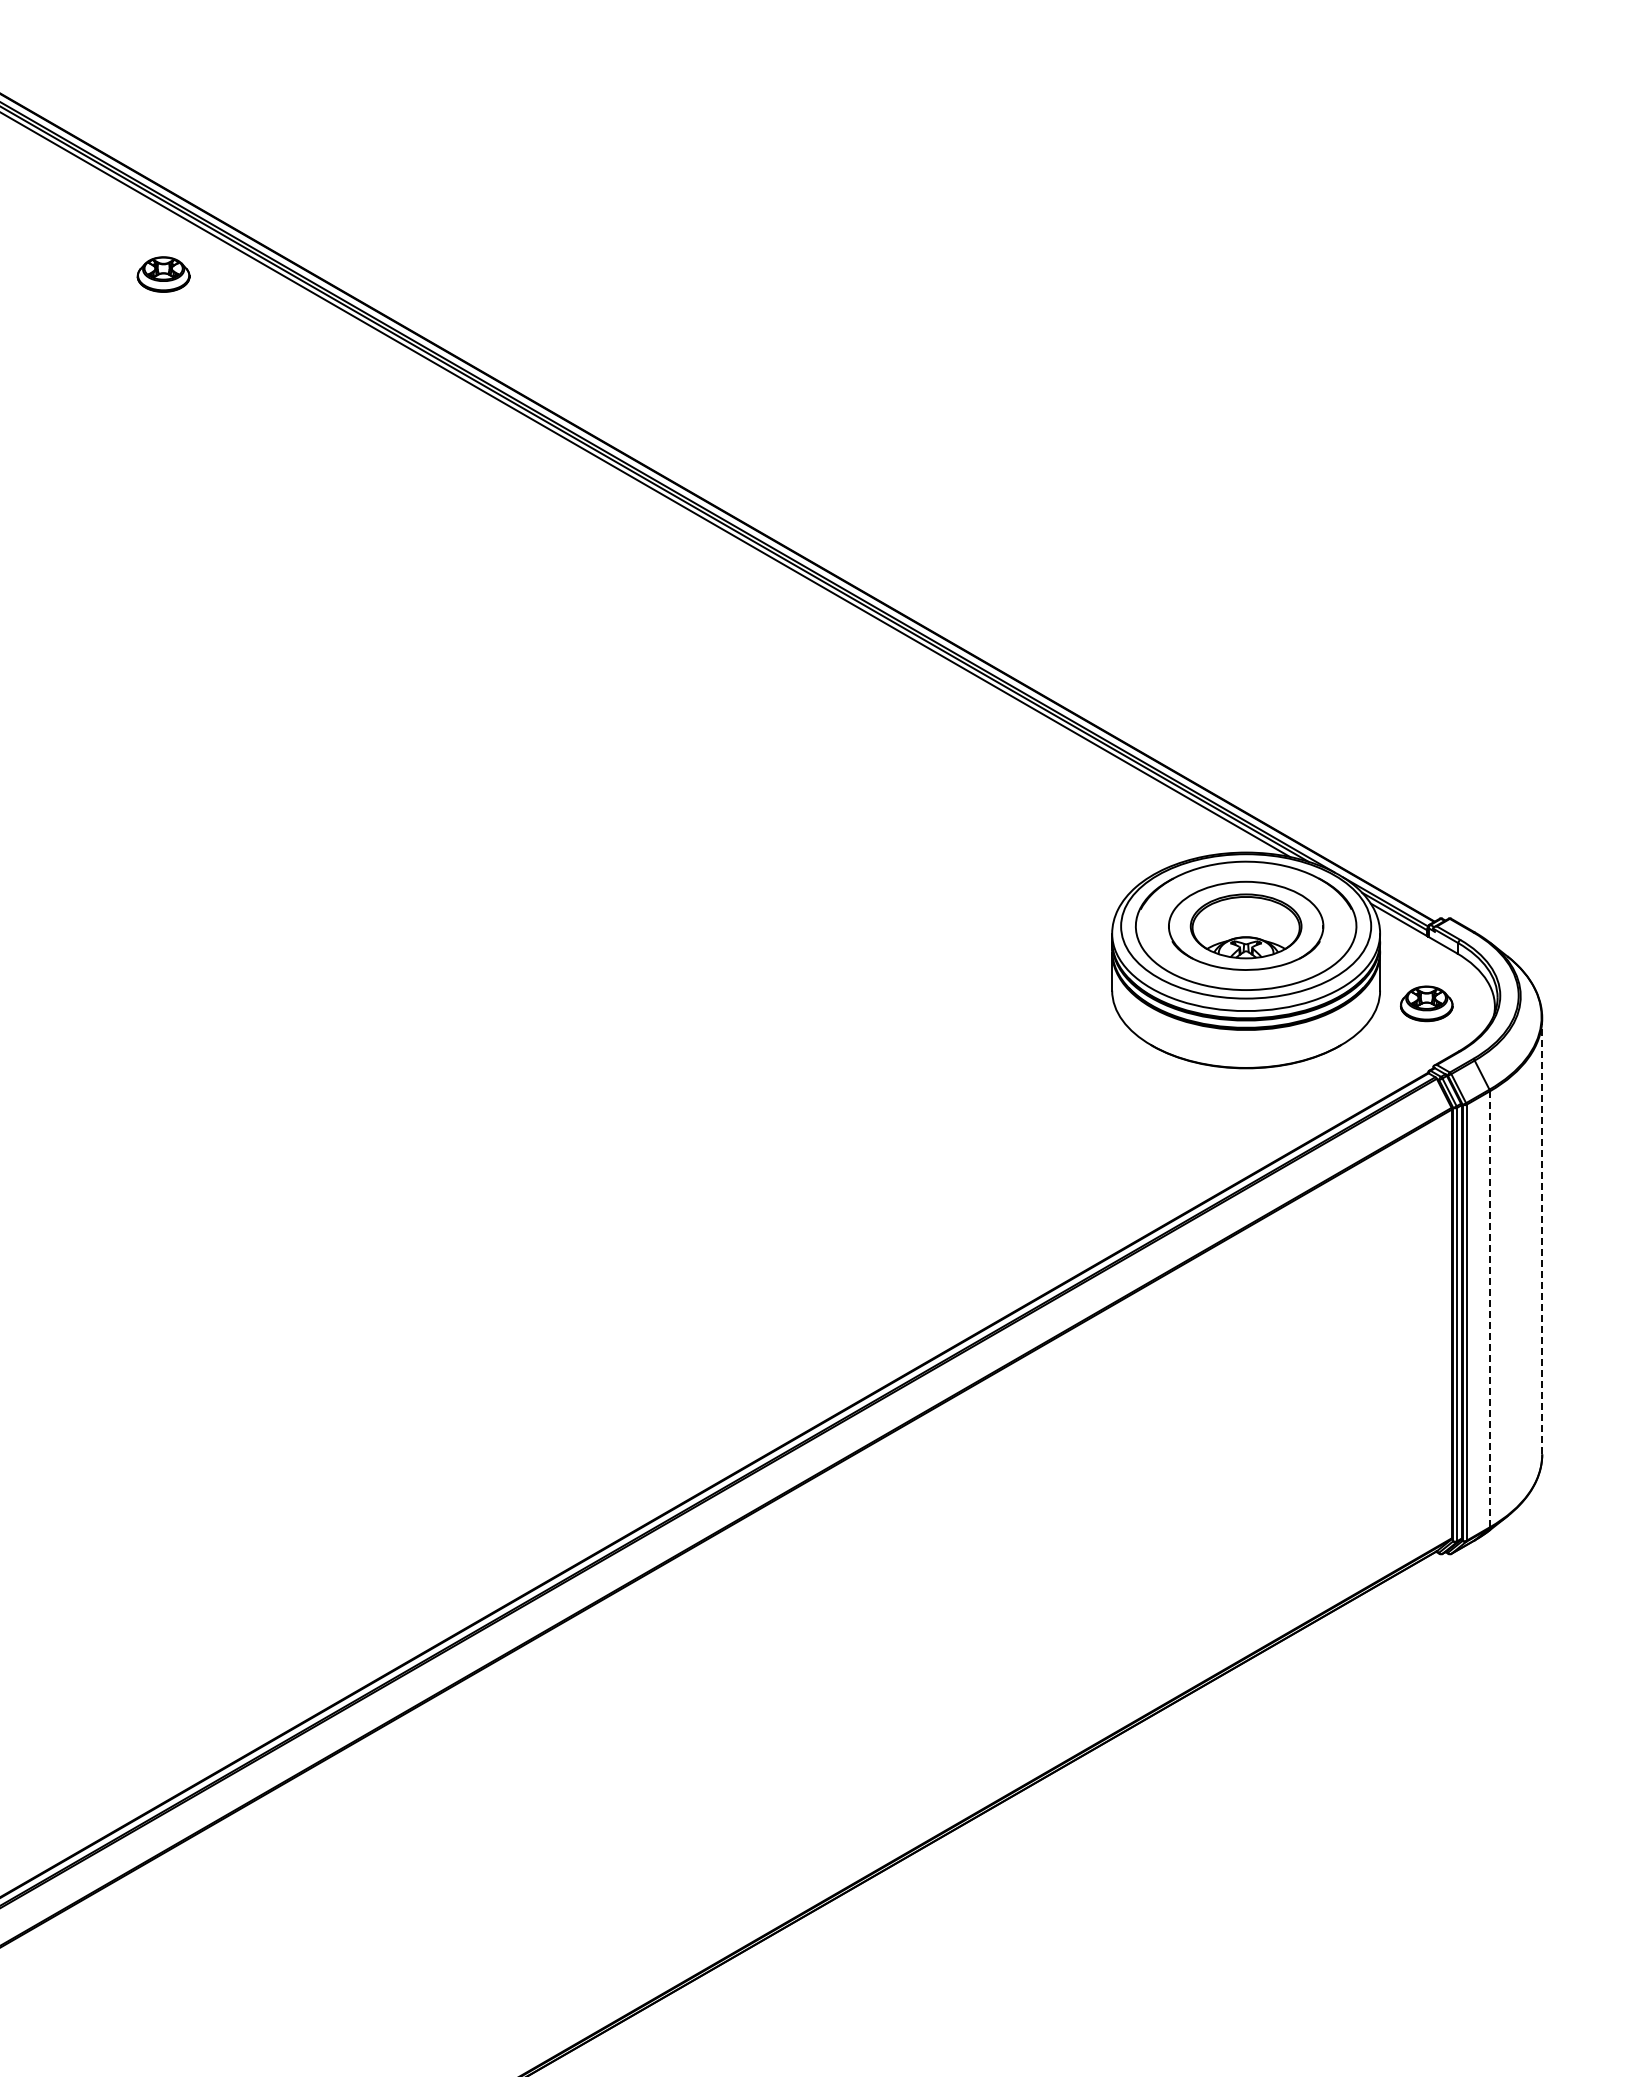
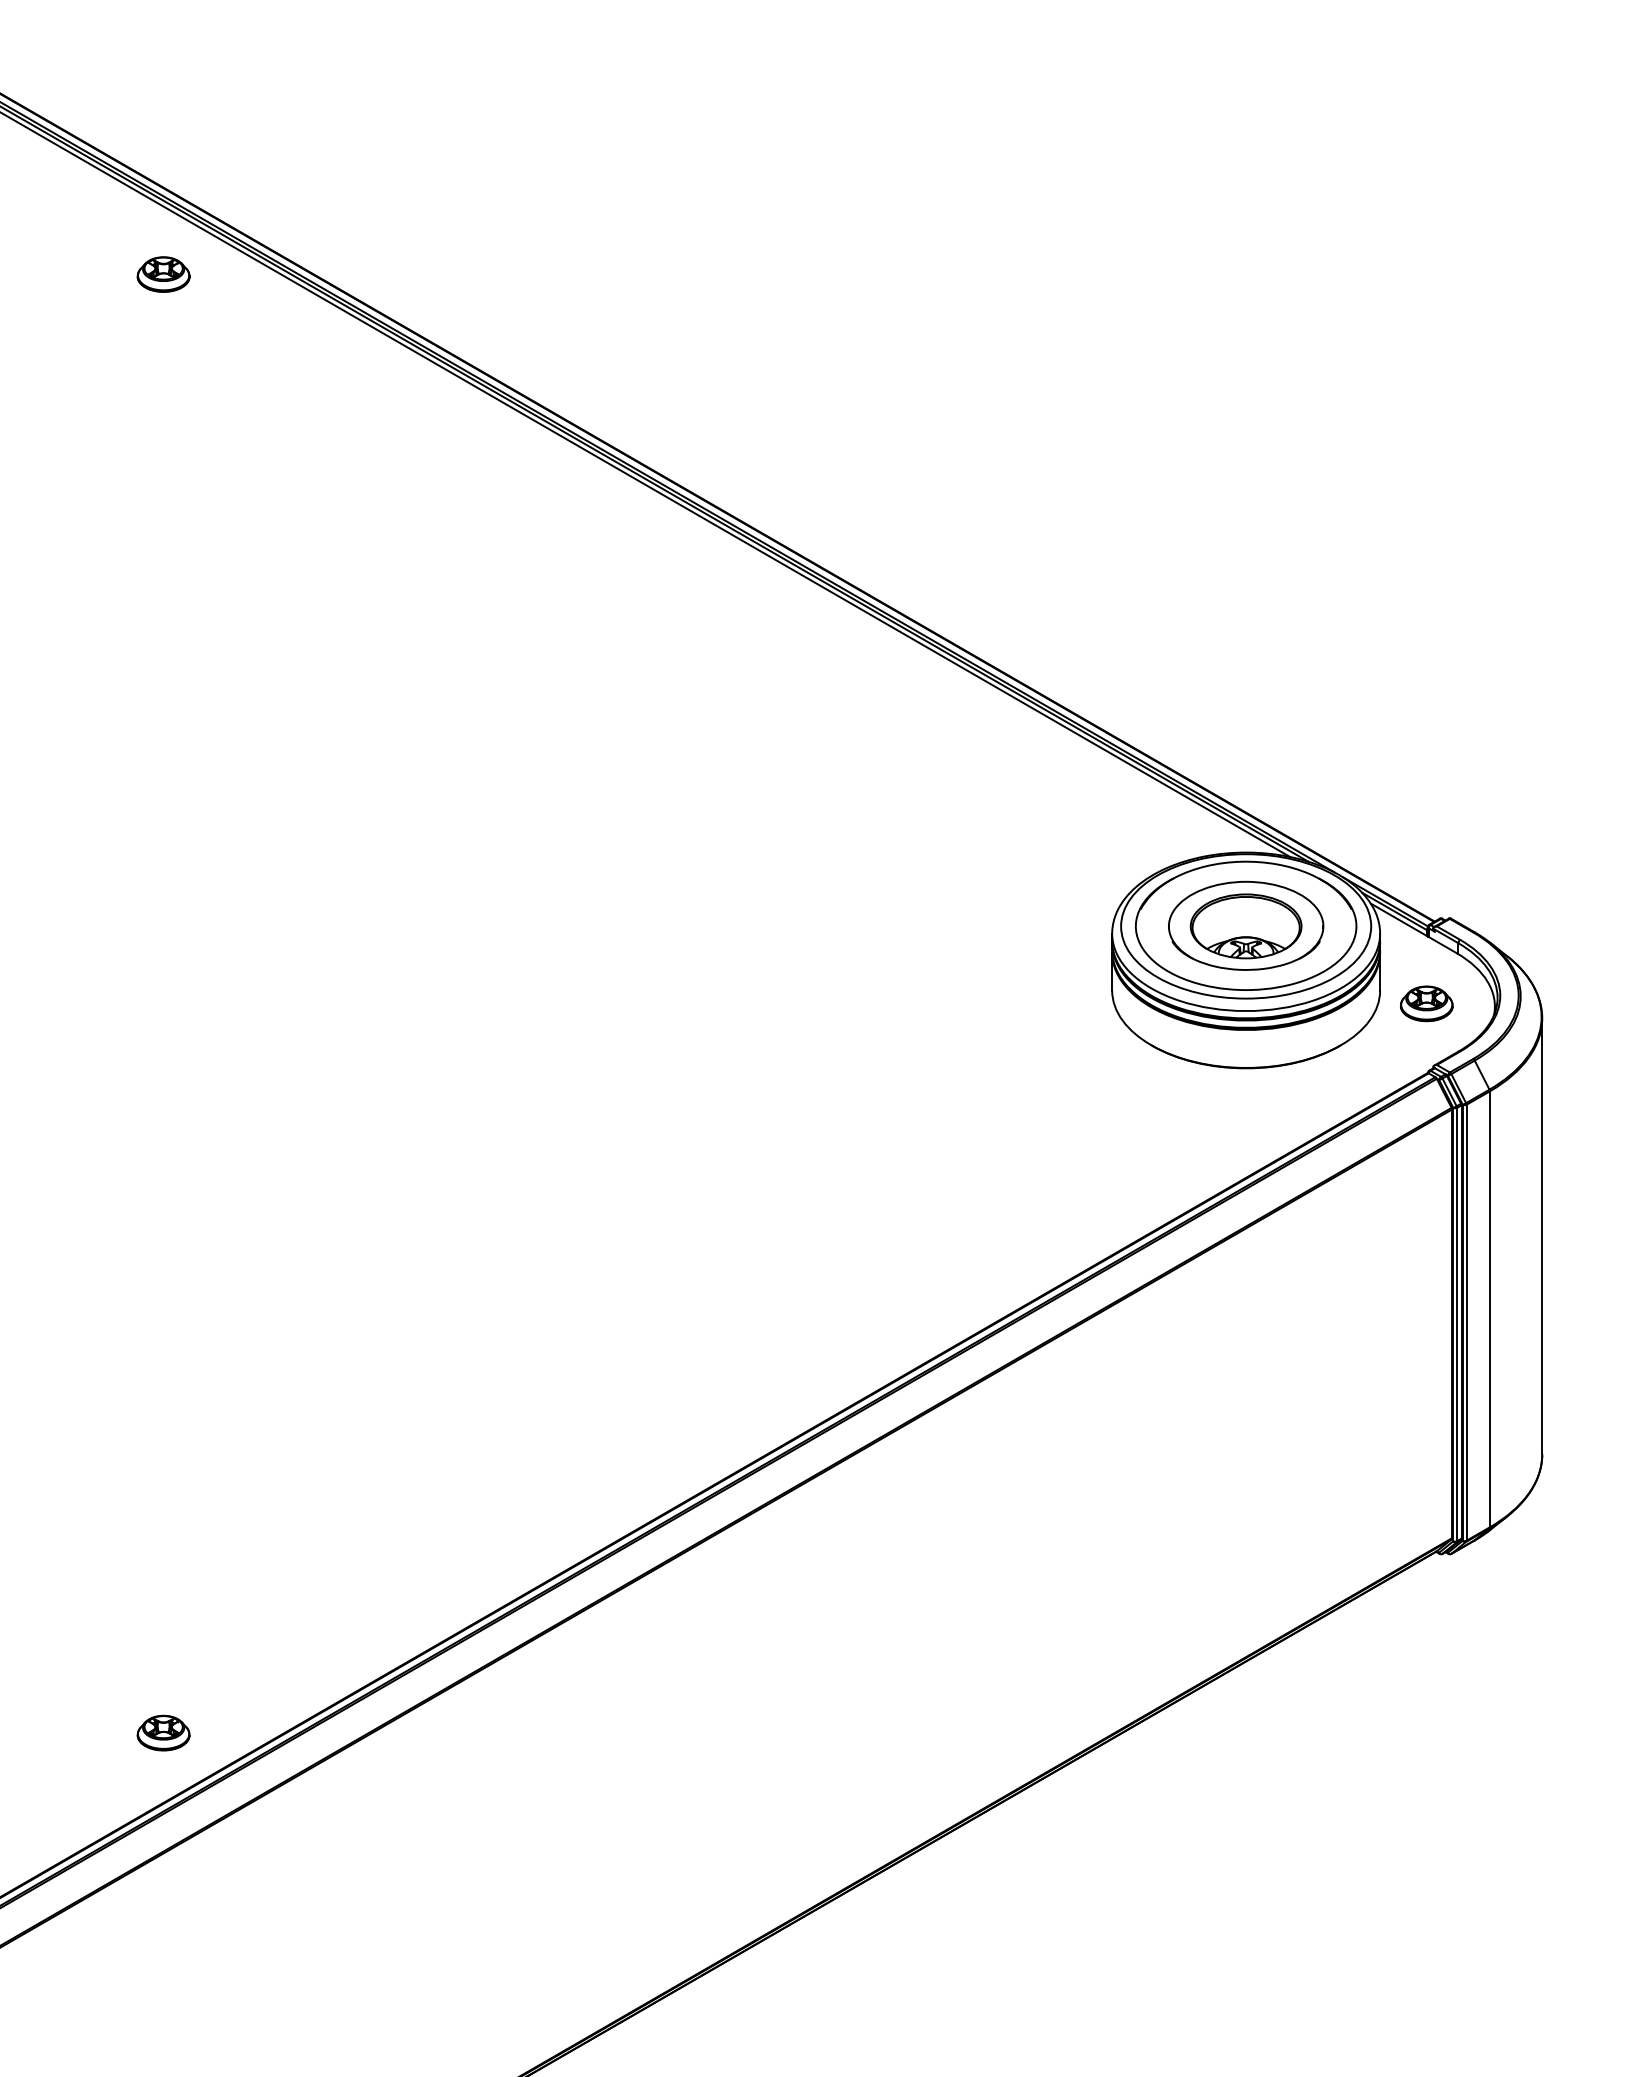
line: dashed -> solid (1542, 1236)
line: dashed -> solid (1489, 1309)
part: none -> present (163, 1732)
